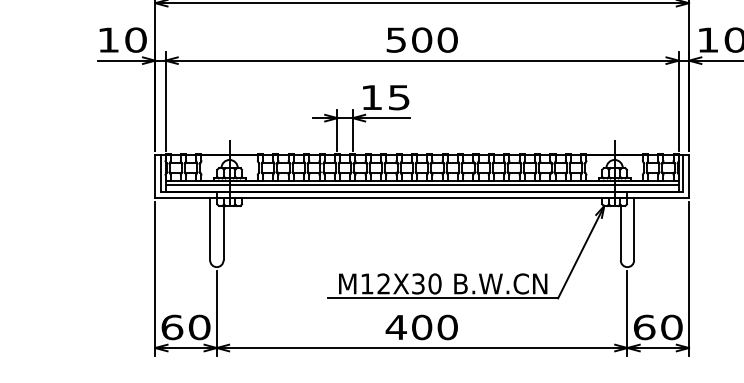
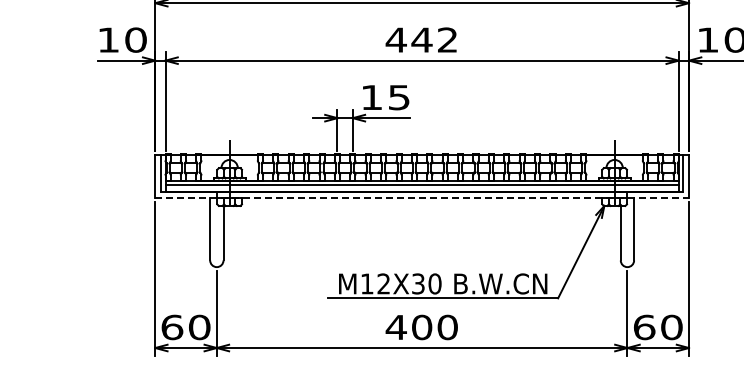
text: 500 -> 442 (421, 39)
line: solid -> dashed (422, 197)
